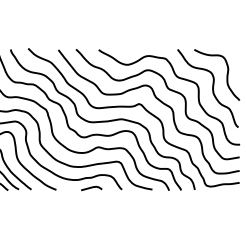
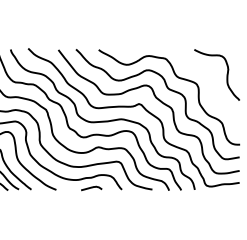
curve: present -> none (212, 88)
